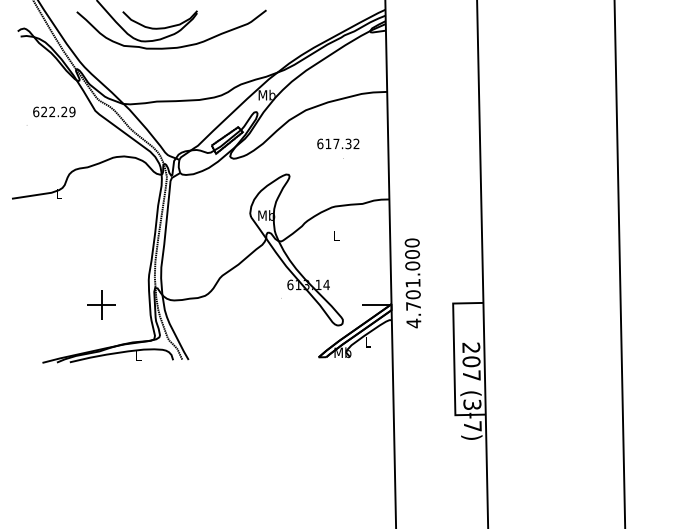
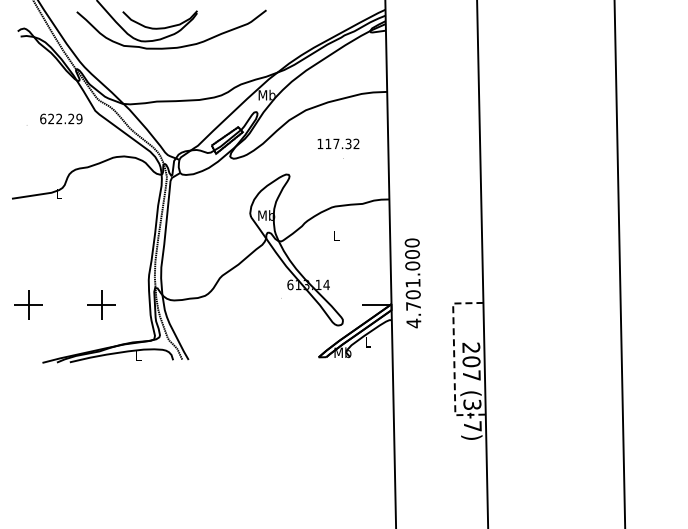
text position: (54, 111) -> (61, 118) (61, 118)
text: 617.32 -> 117.32 (320, 143)
part: none -> present (28, 304)
line: solid -> dashed (454, 359)
